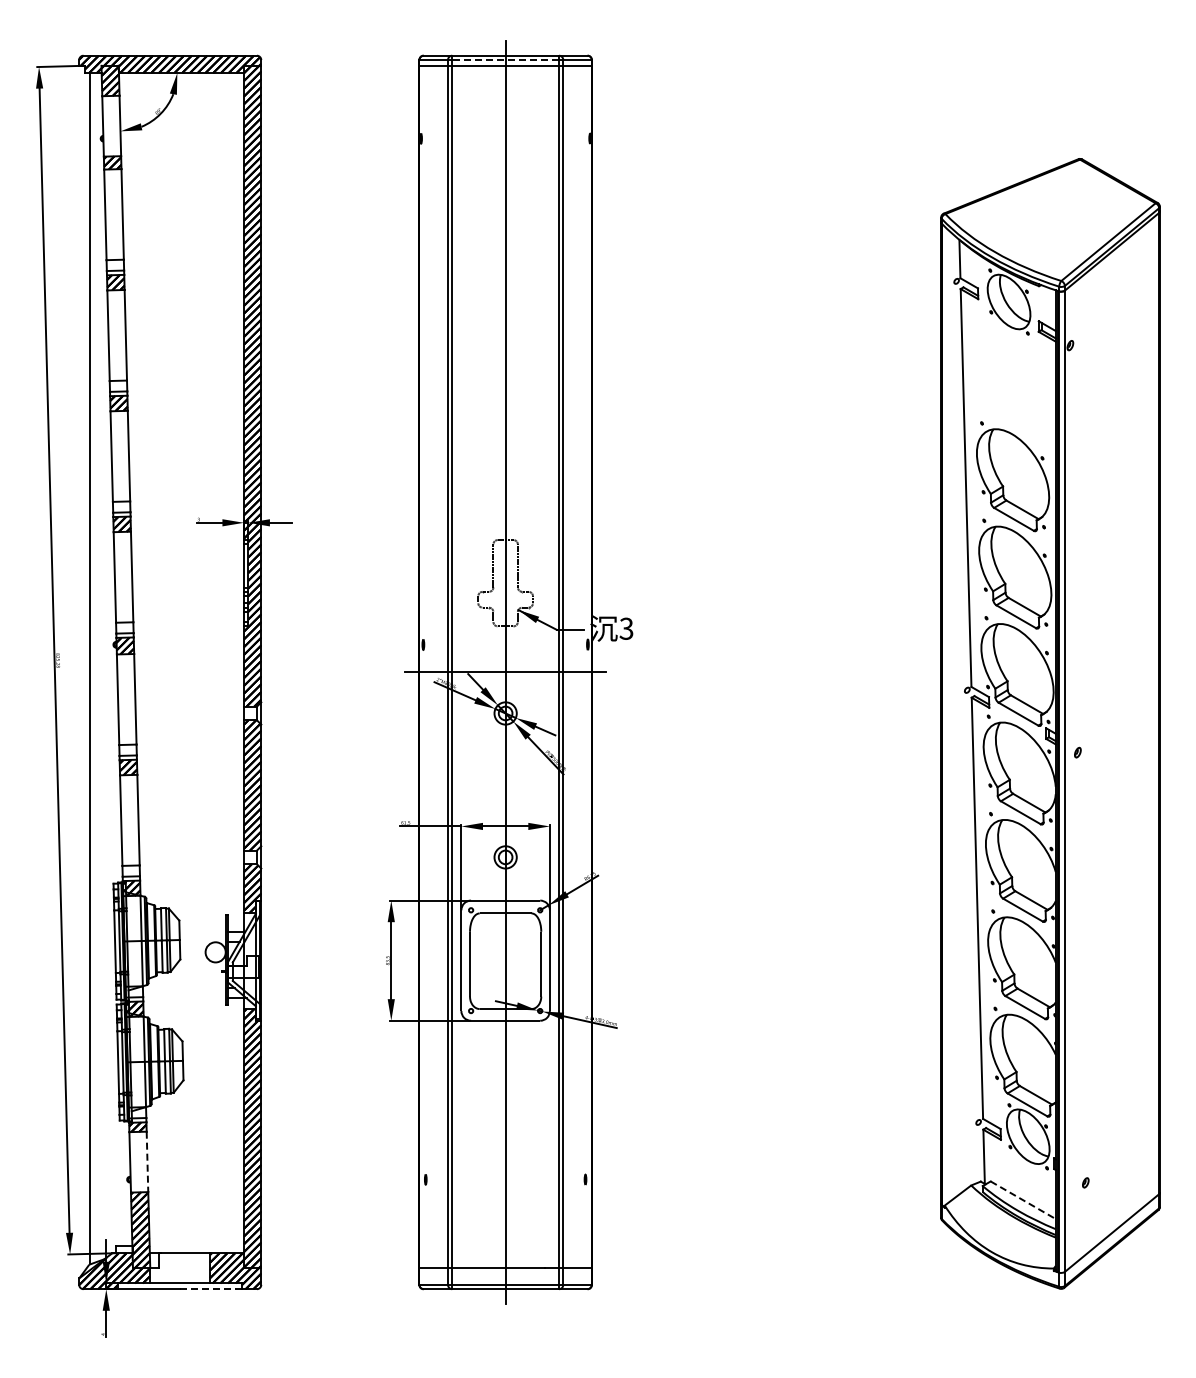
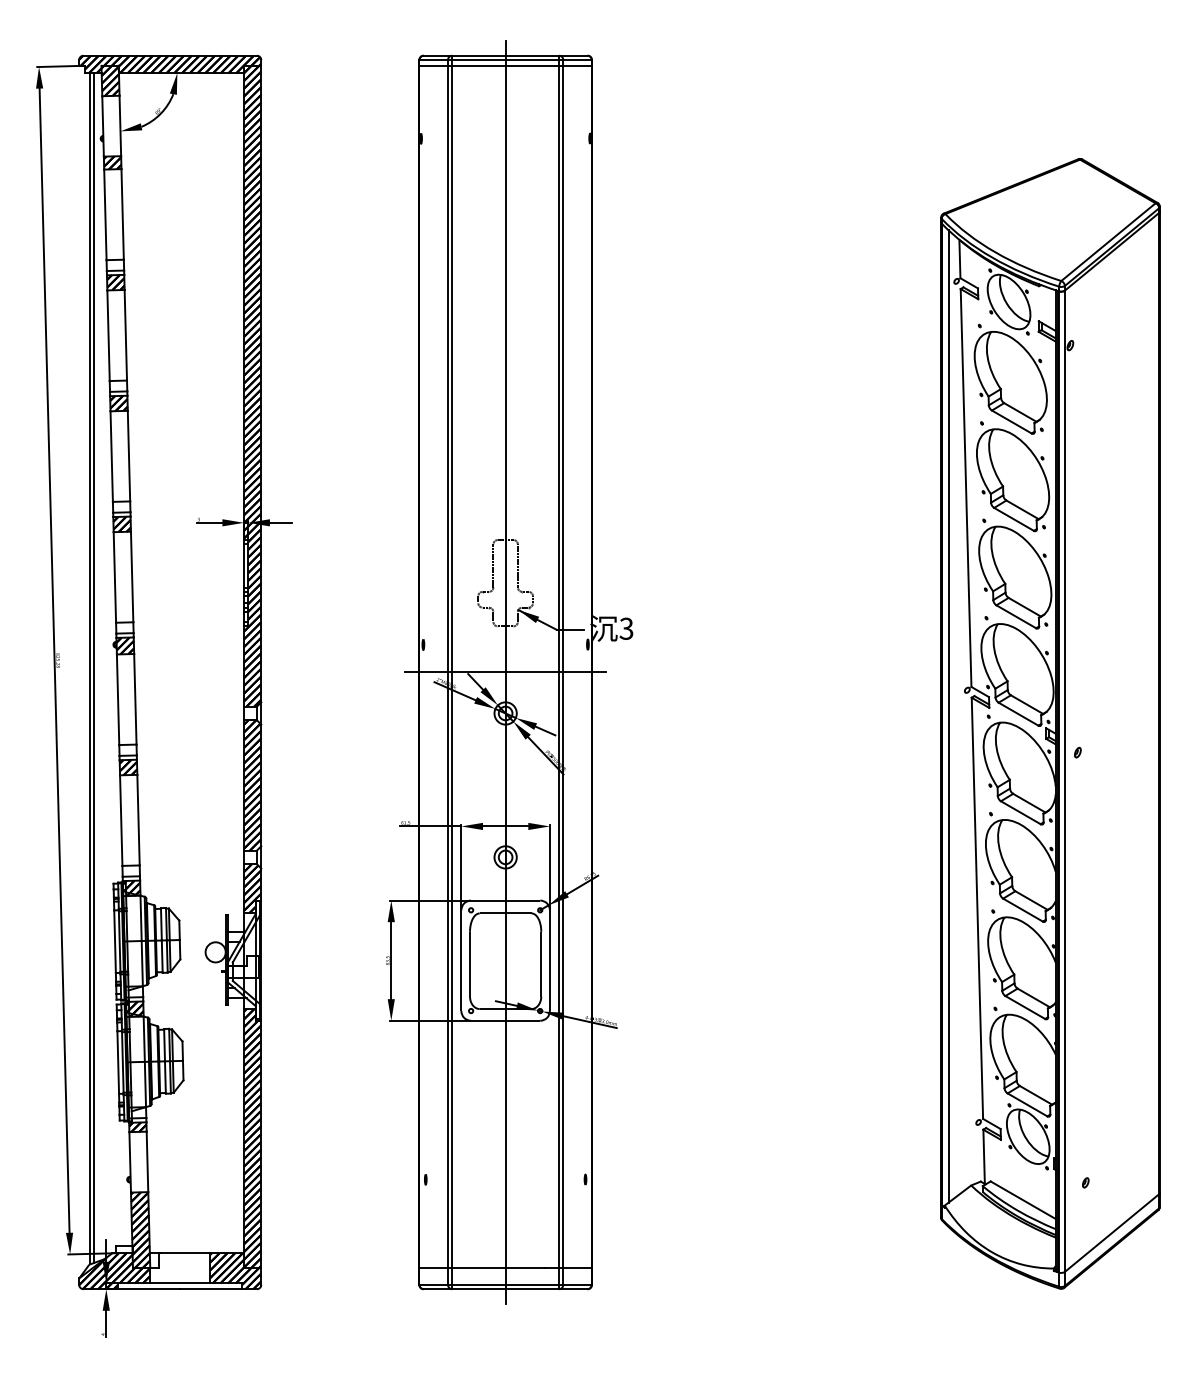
line: dashed -> solid (505, 60)
part: none -> present (1010, 378)
line: none -> present (93, 668)
line: none -> present (948, 716)
line: dashed -> solid (147, 1162)
line: dashed -> solid (1023, 1200)
line: dashed -> solid (210, 1289)
